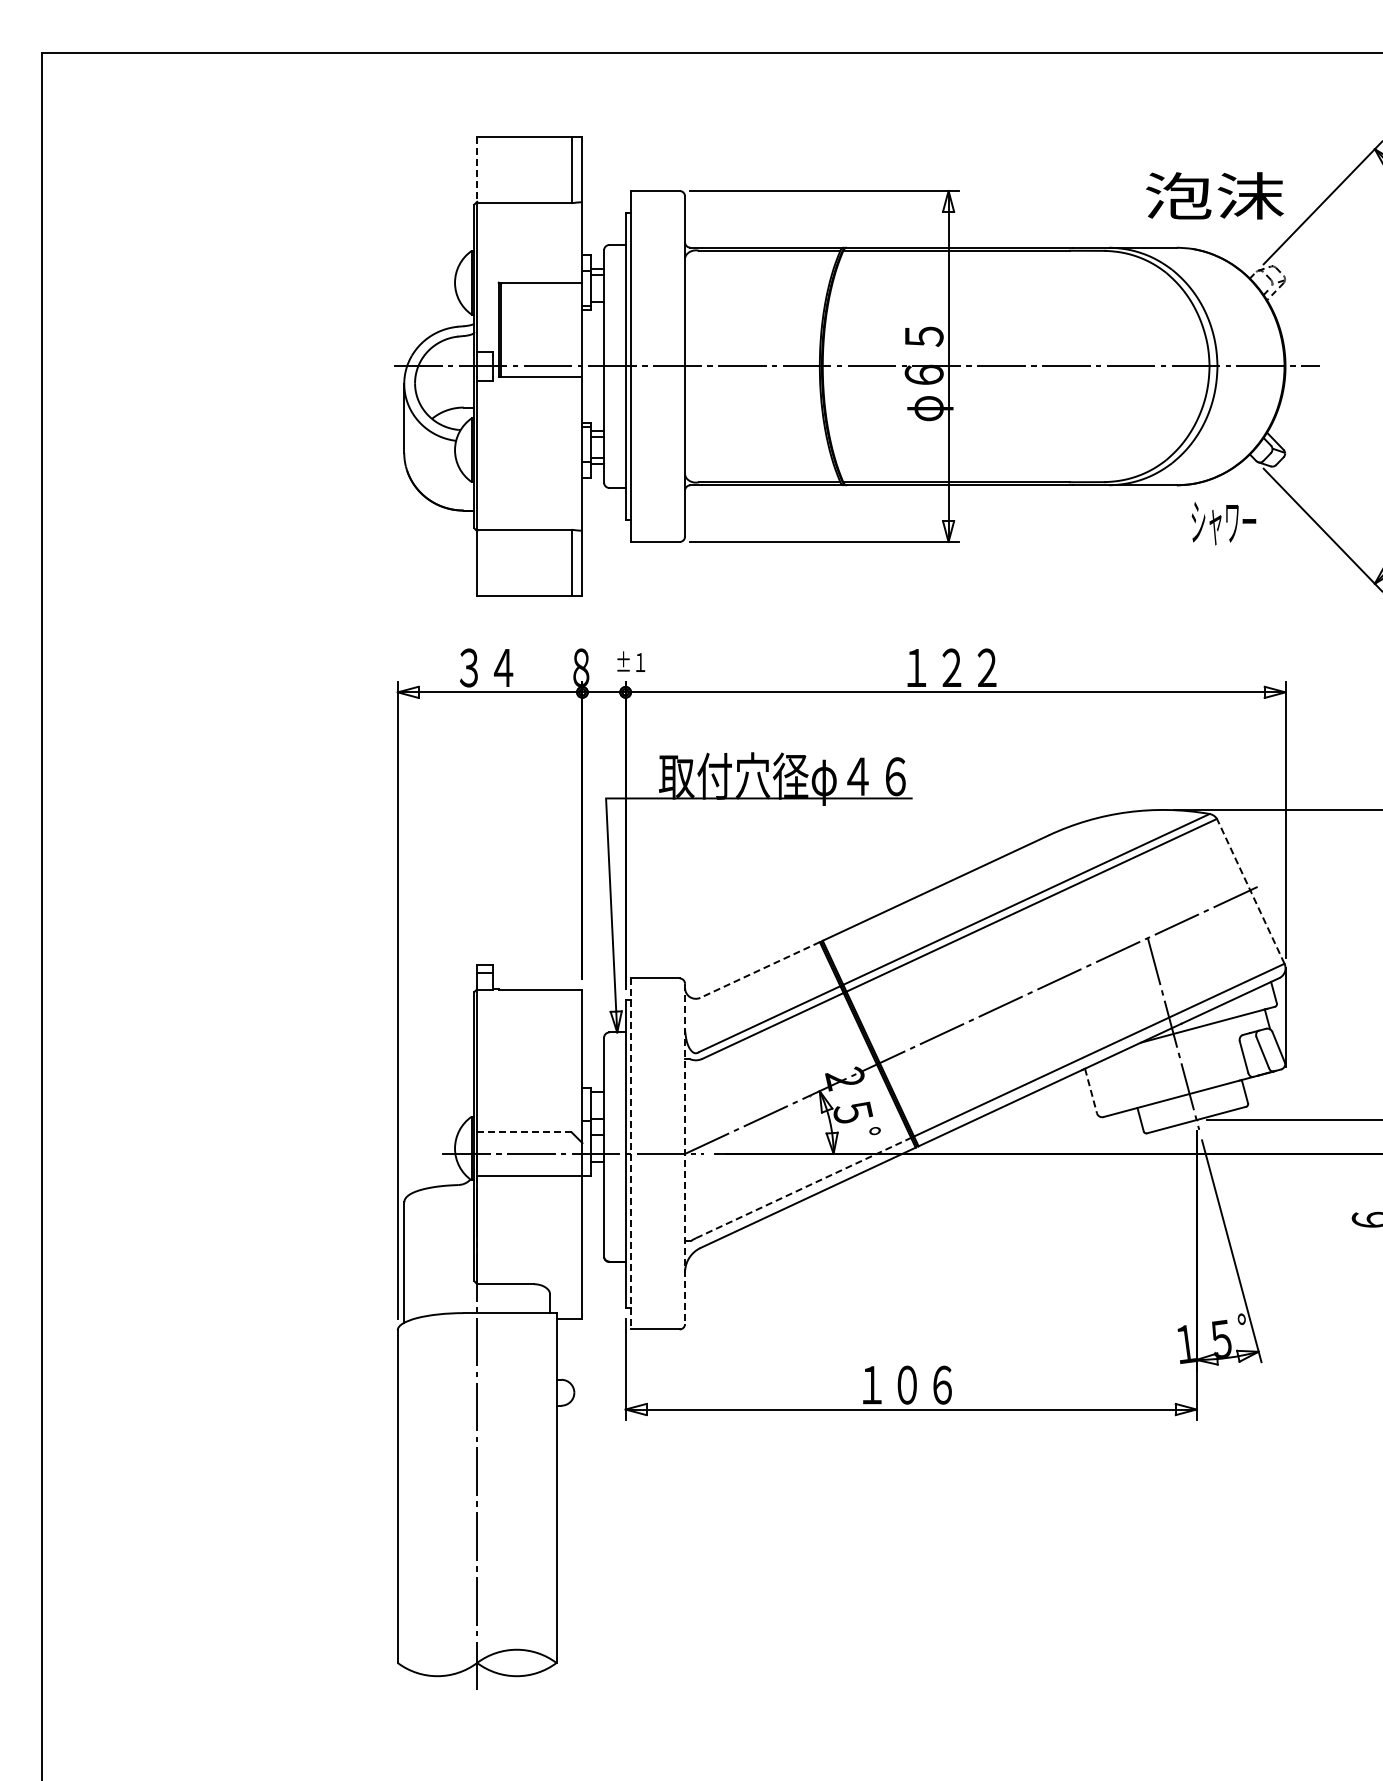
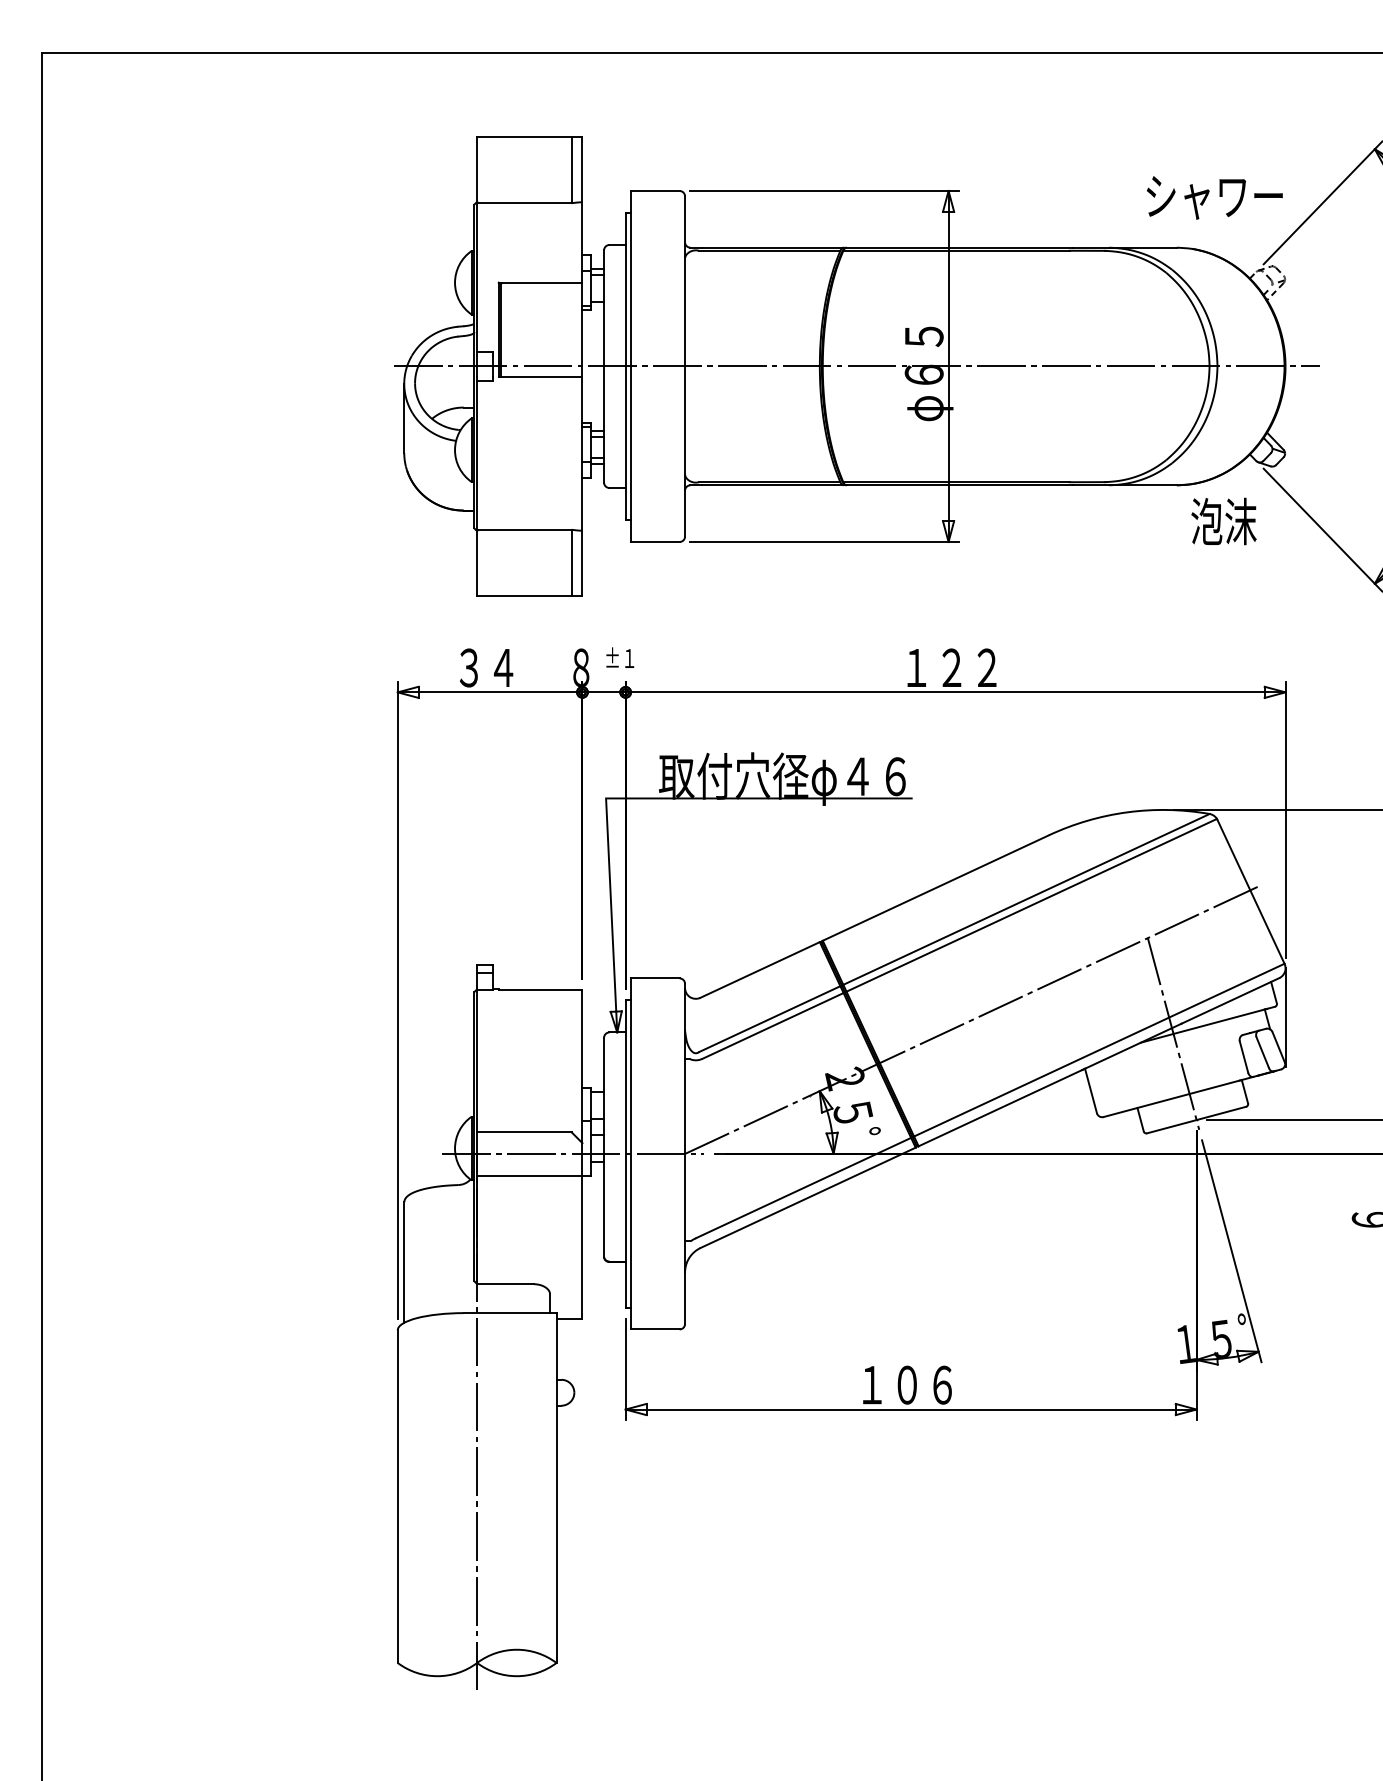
line: dashed -> solid (477, 170)
text: 泡沫 -> シャワー (1214, 195)
text: シャワー -> 泡沫 (1223, 521)
text position: (631, 661) -> (620, 657) (620, 657)
line: dashed -> solid (1250, 891)
line: dashed -> solid (760, 969)
line: dashed -> solid (1091, 1091)
line: dashed -> solid (524, 1132)
line: dashed -> solid (631, 1154)
line: dashed -> solid (685, 1154)
line: dashed -> solid (803, 1188)
